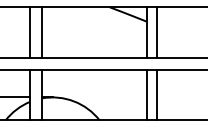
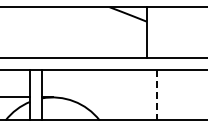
line: present -> none (30, 32)
line: present -> none (42, 32)
line: present -> none (157, 32)
line: present -> none (146, 94)
line: solid -> dashed (157, 95)
